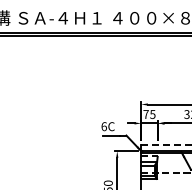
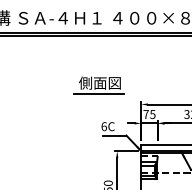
part: none -> present (98, 85)
line: dashed -> solid (166, 144)
